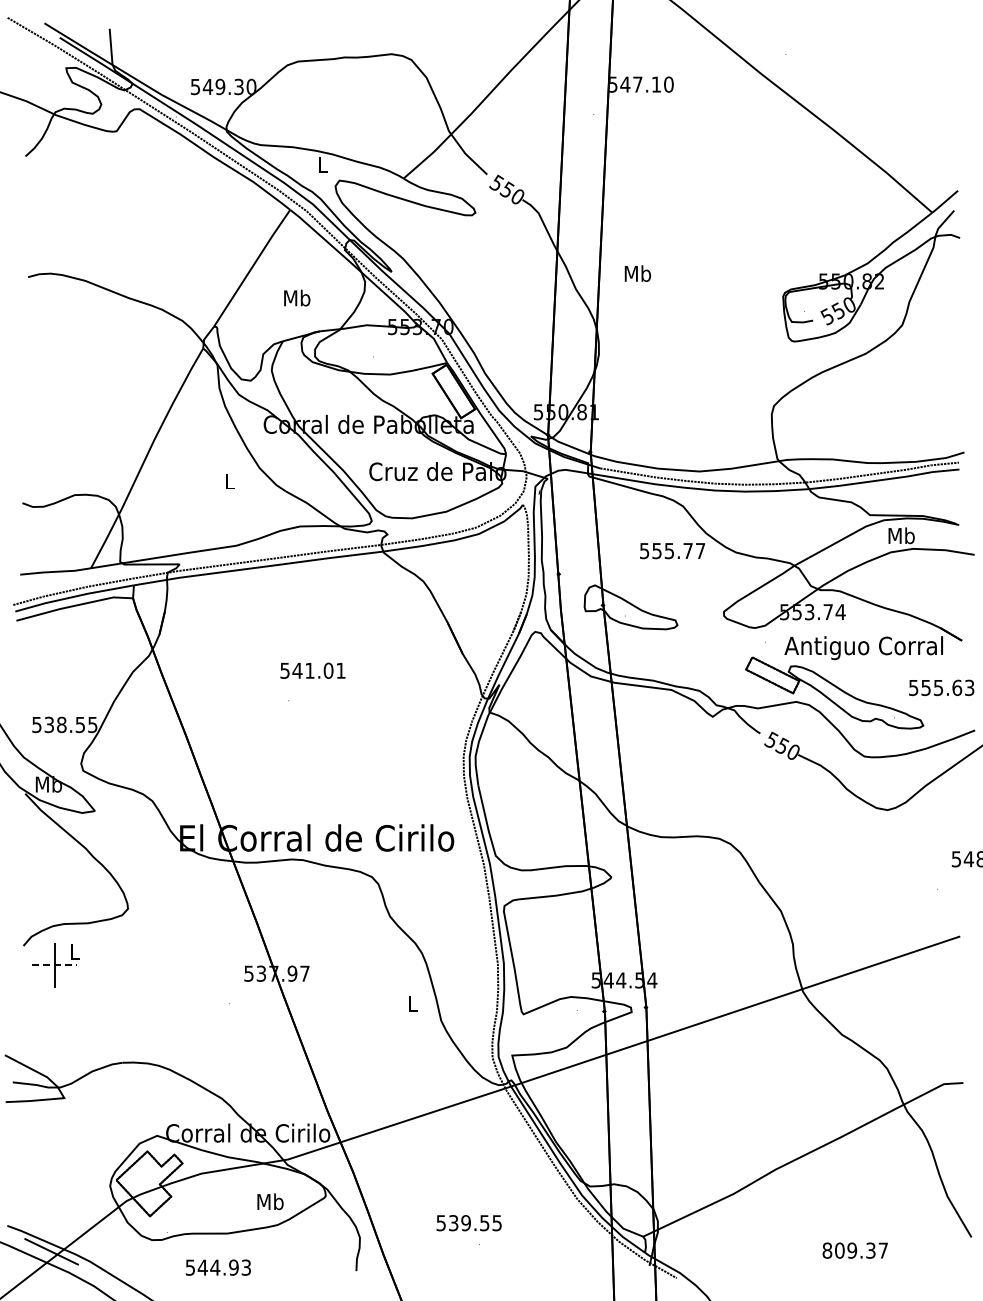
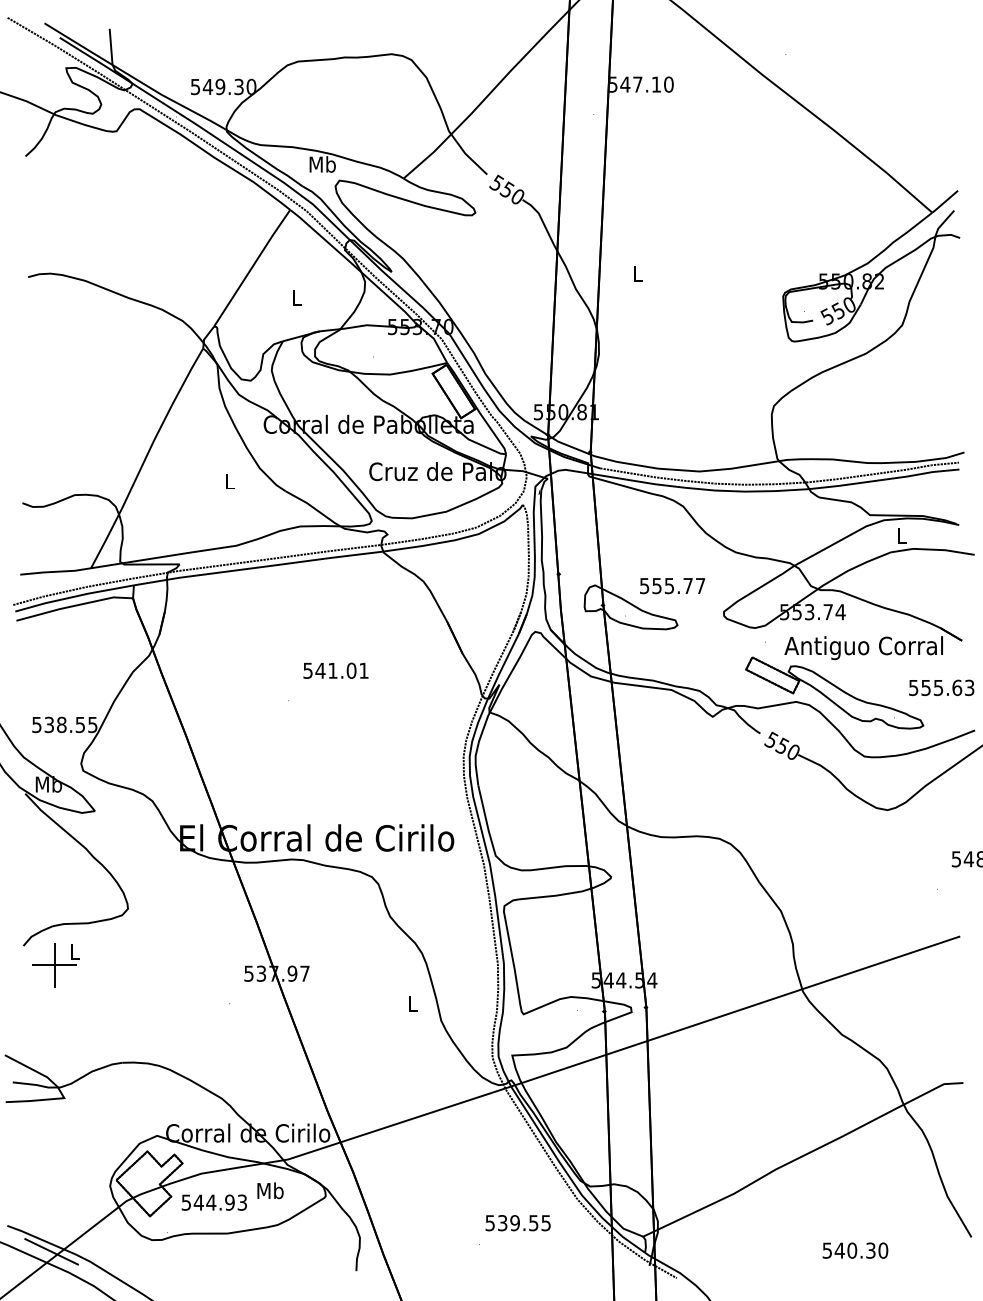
text: L -> Mb (322, 164)
text: Mb -> L (637, 273)
text: Mb -> L (297, 297)
text: Mb -> L (901, 535)
text position: (672, 551) -> (672, 586) (672, 586)
text position: (312, 670) -> (335, 670) (335, 670)
line: dashed -> solid (54, 965)
text position: (270, 1201) -> (270, 1190) (270, 1190)
text position: (468, 1223) -> (517, 1223) (517, 1223)
text: 809.37 -> 540.30 (855, 1250)
text position: (217, 1267) -> (213, 1202) (213, 1202)
